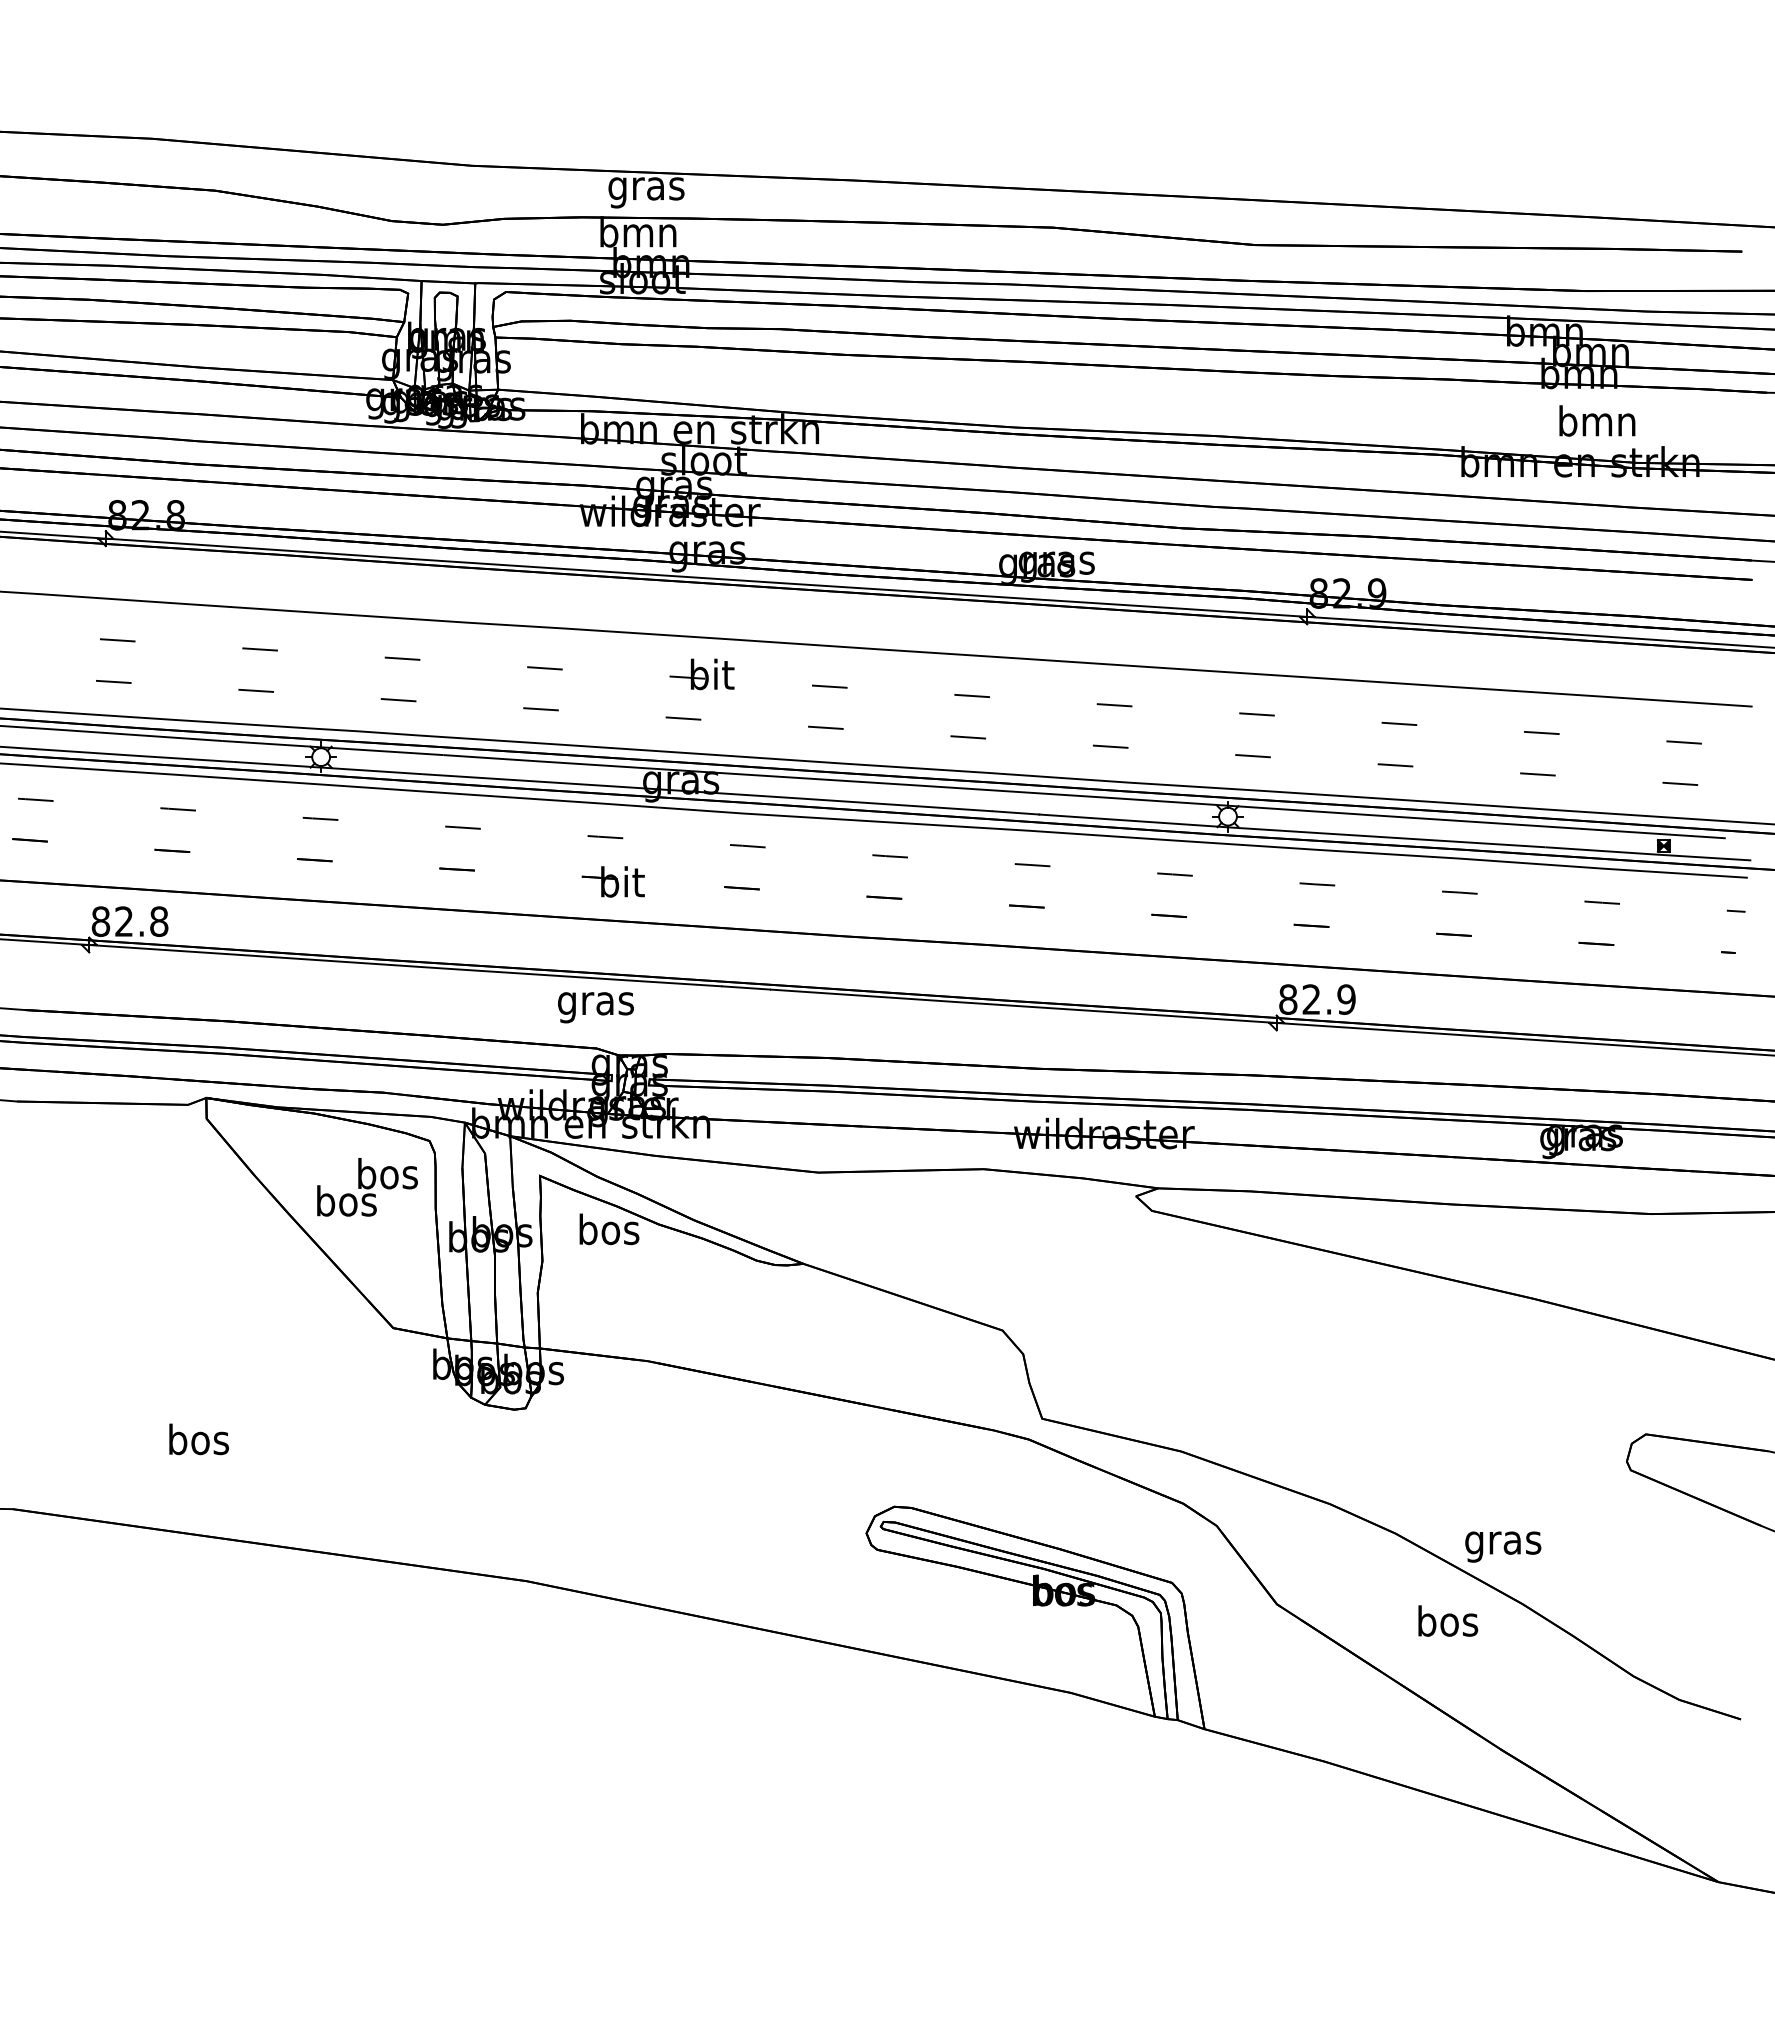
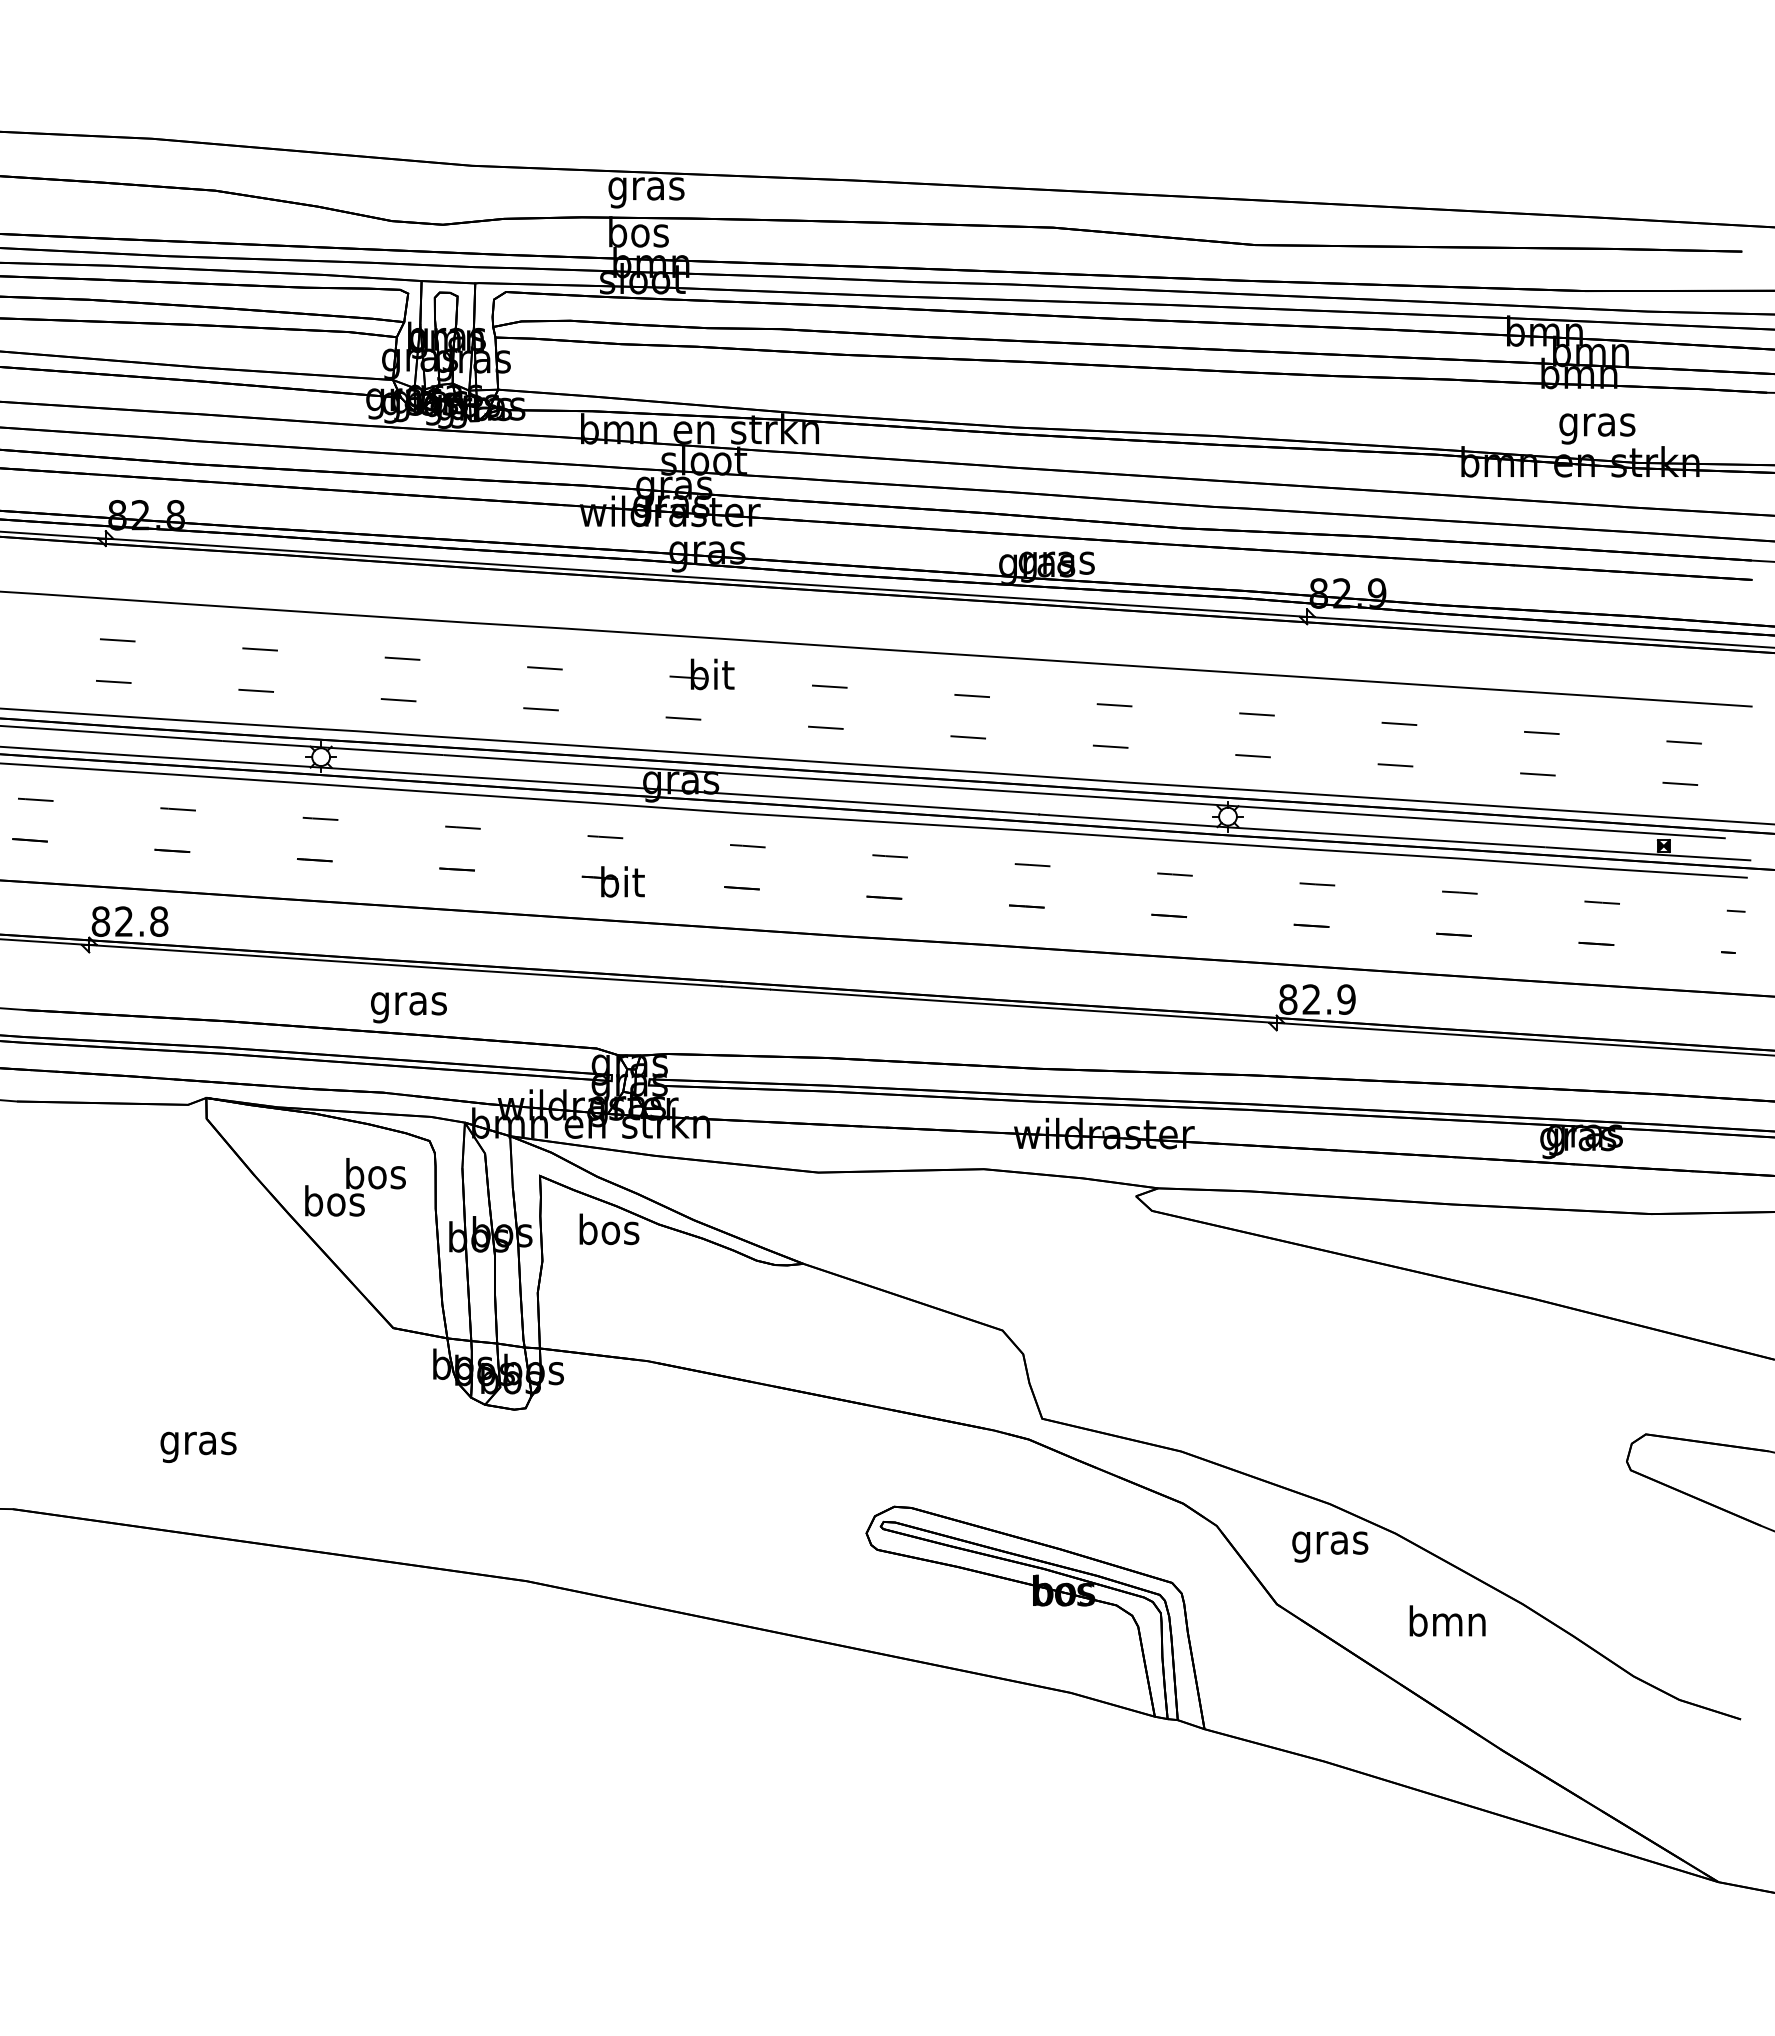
text: bmn -> bos (638, 231)
text: bmn -> gras (1597, 424)
text position: (595, 1007) -> (408, 1007) (408, 1007)
text position: (367, 1187) -> (355, 1187) (355, 1187)
text: bos -> gras (198, 1442)
text position: (1503, 1546) -> (1330, 1546) (1330, 1546)
text: bos -> bmn (1447, 1620)
